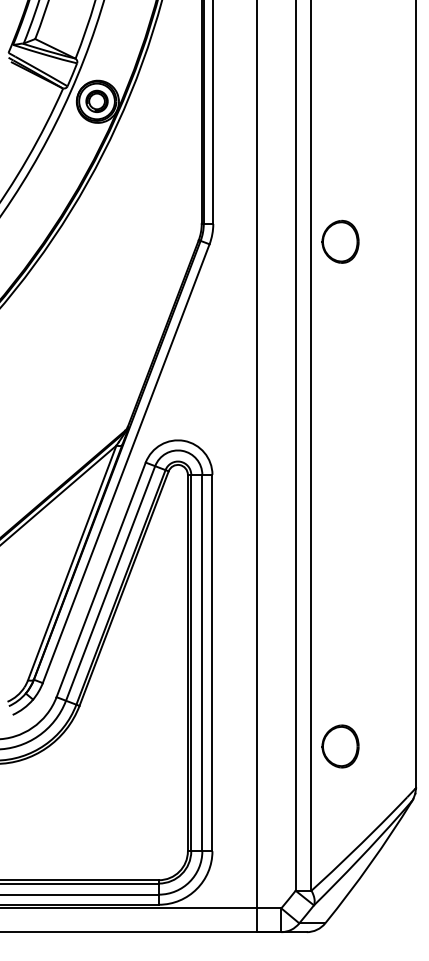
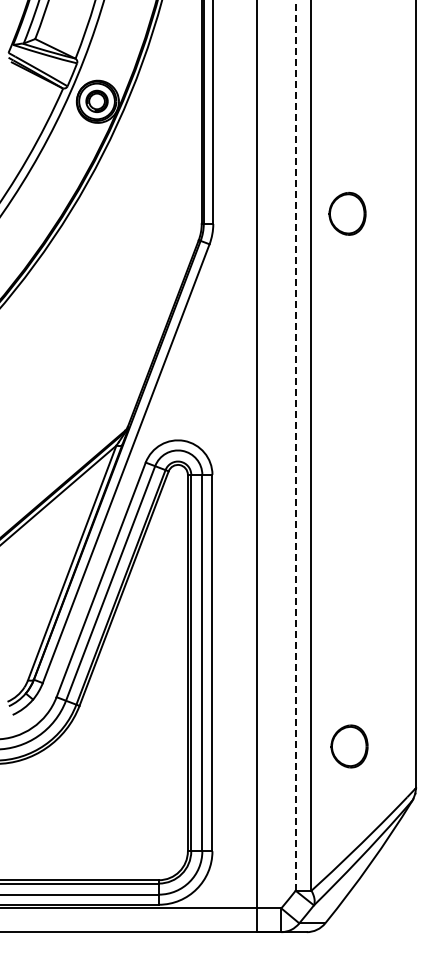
part position: (340, 241) -> (347, 213) (347, 213)
line: solid -> dashed (295, 444)
part position: (340, 746) -> (349, 746) (349, 746)
